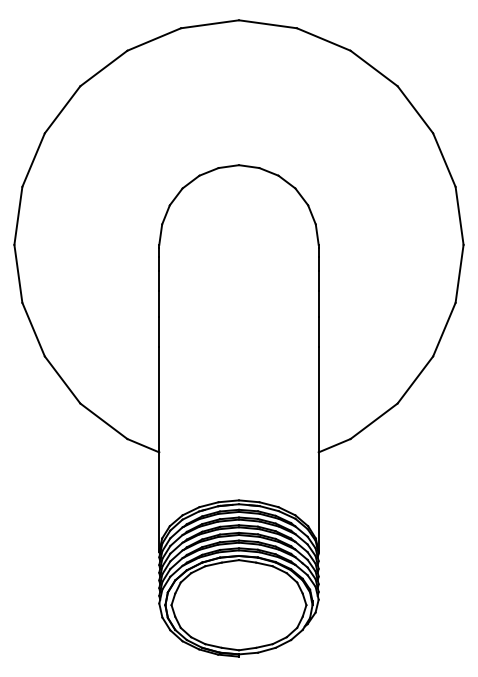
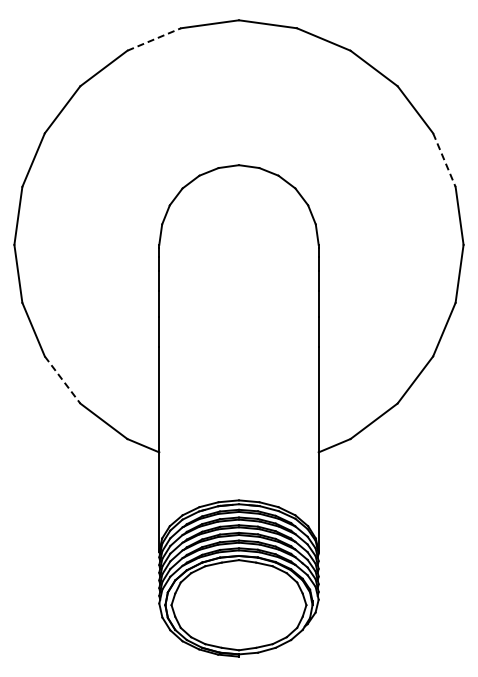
line: solid -> dashed (154, 39)
line: solid -> dashed (444, 160)
line: solid -> dashed (62, 380)
